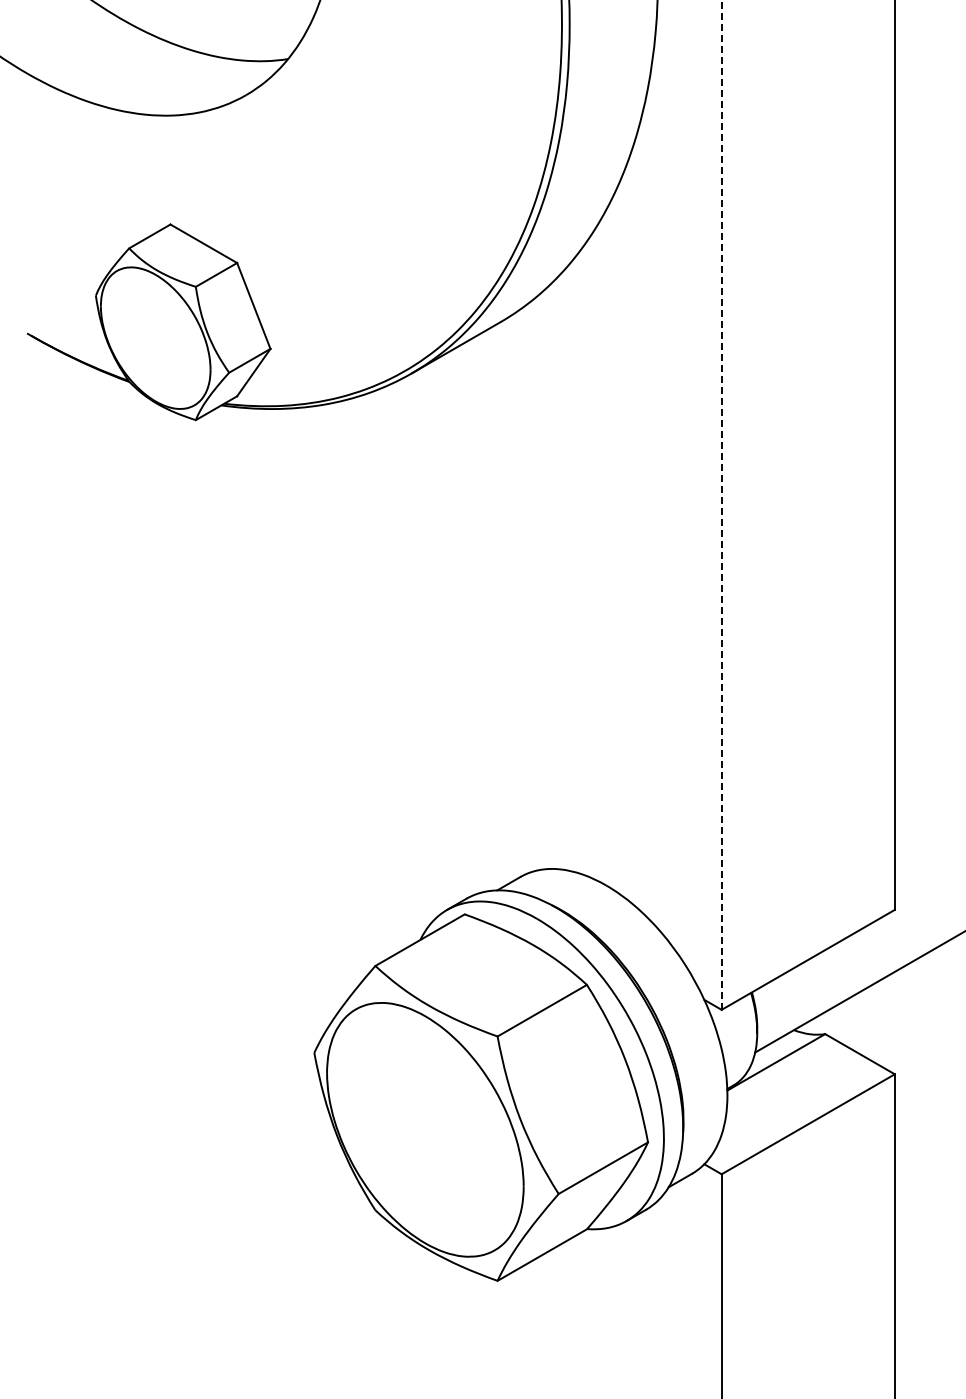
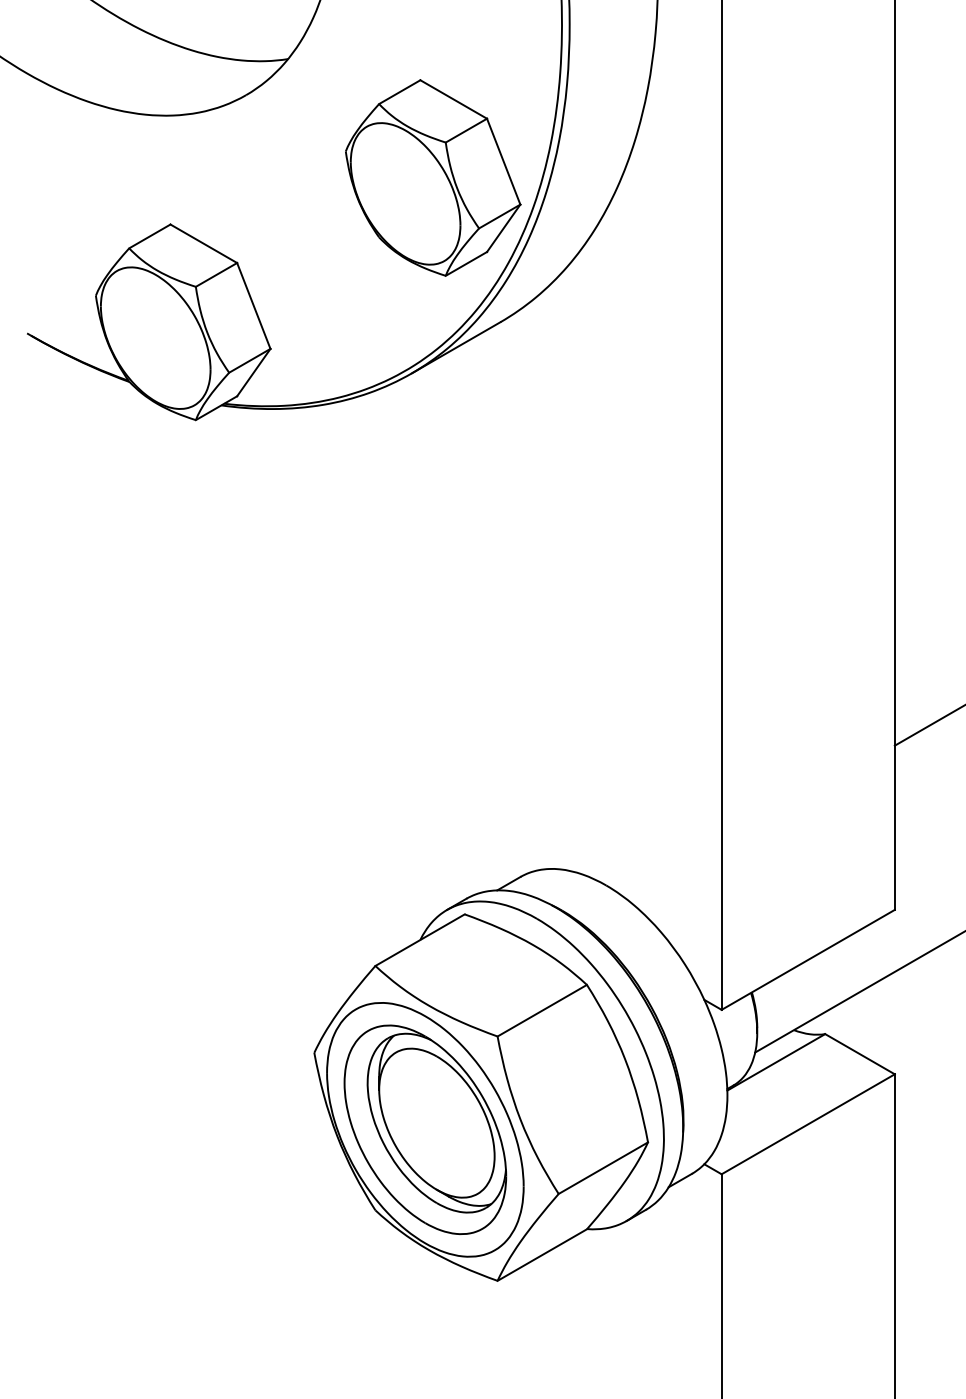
part: none -> present (433, 177)
line: dashed -> solid (721, 505)
line: none -> present (928, 725)
part: none -> present (425, 1129)
